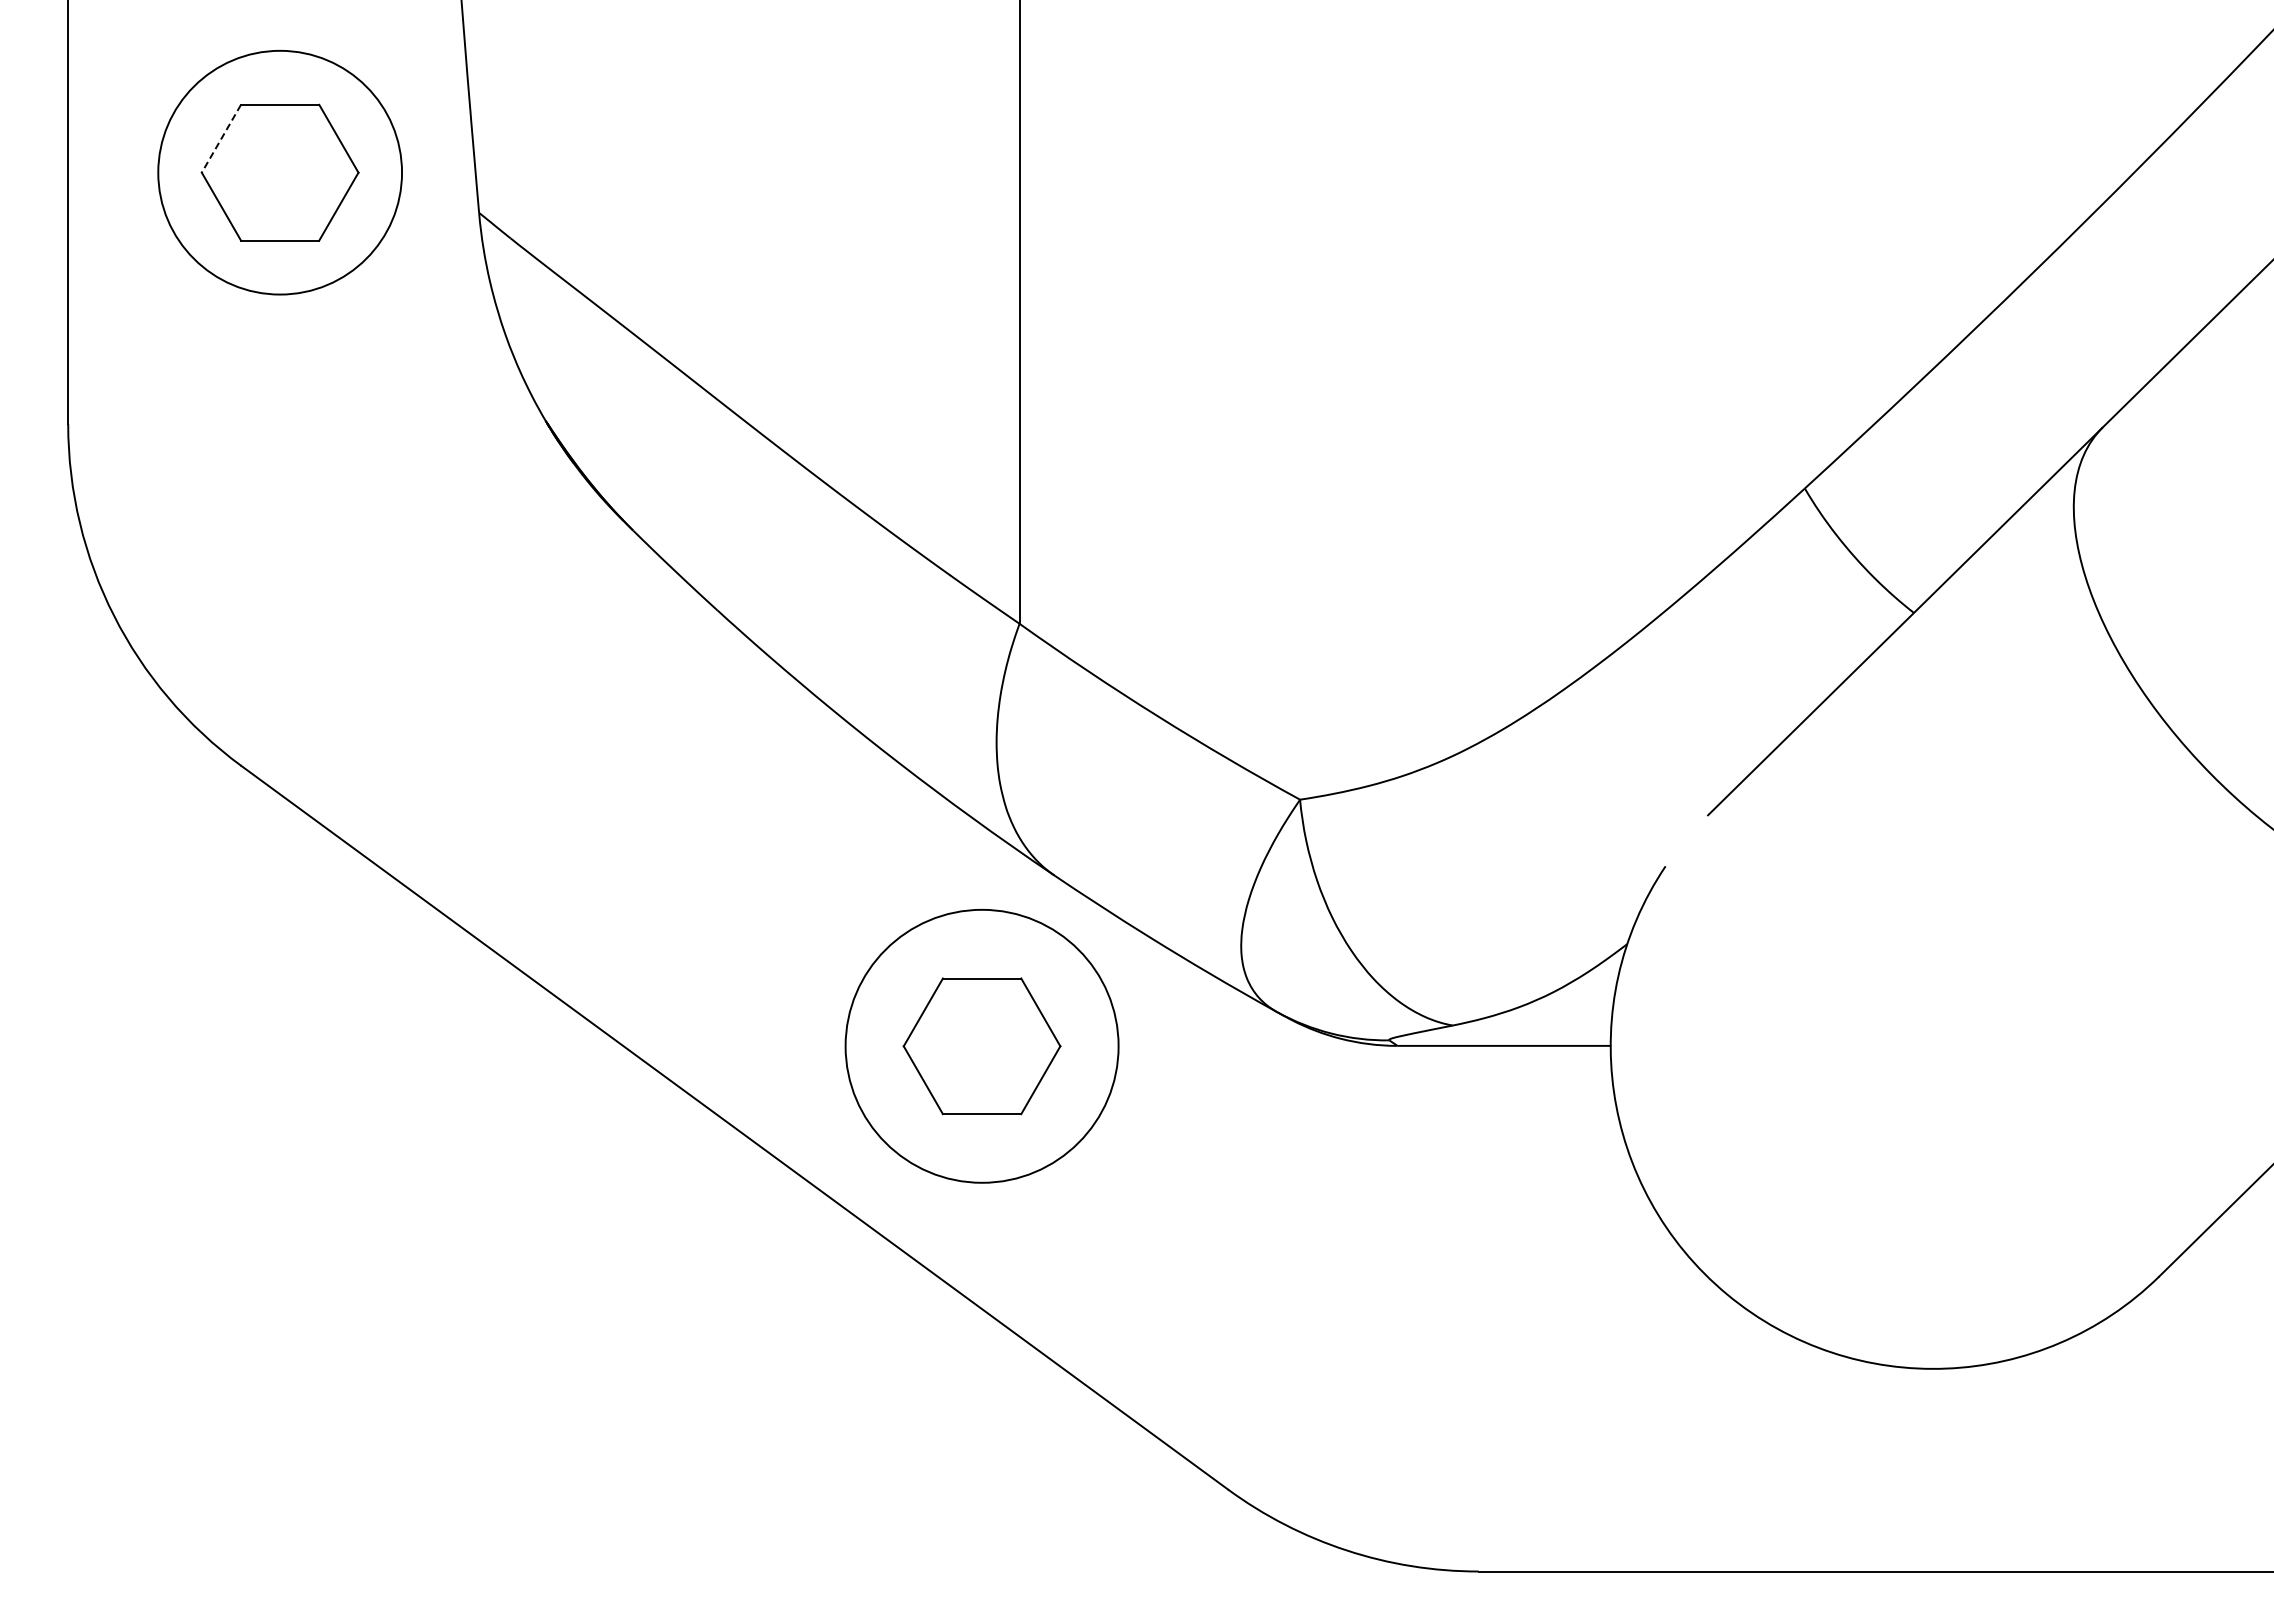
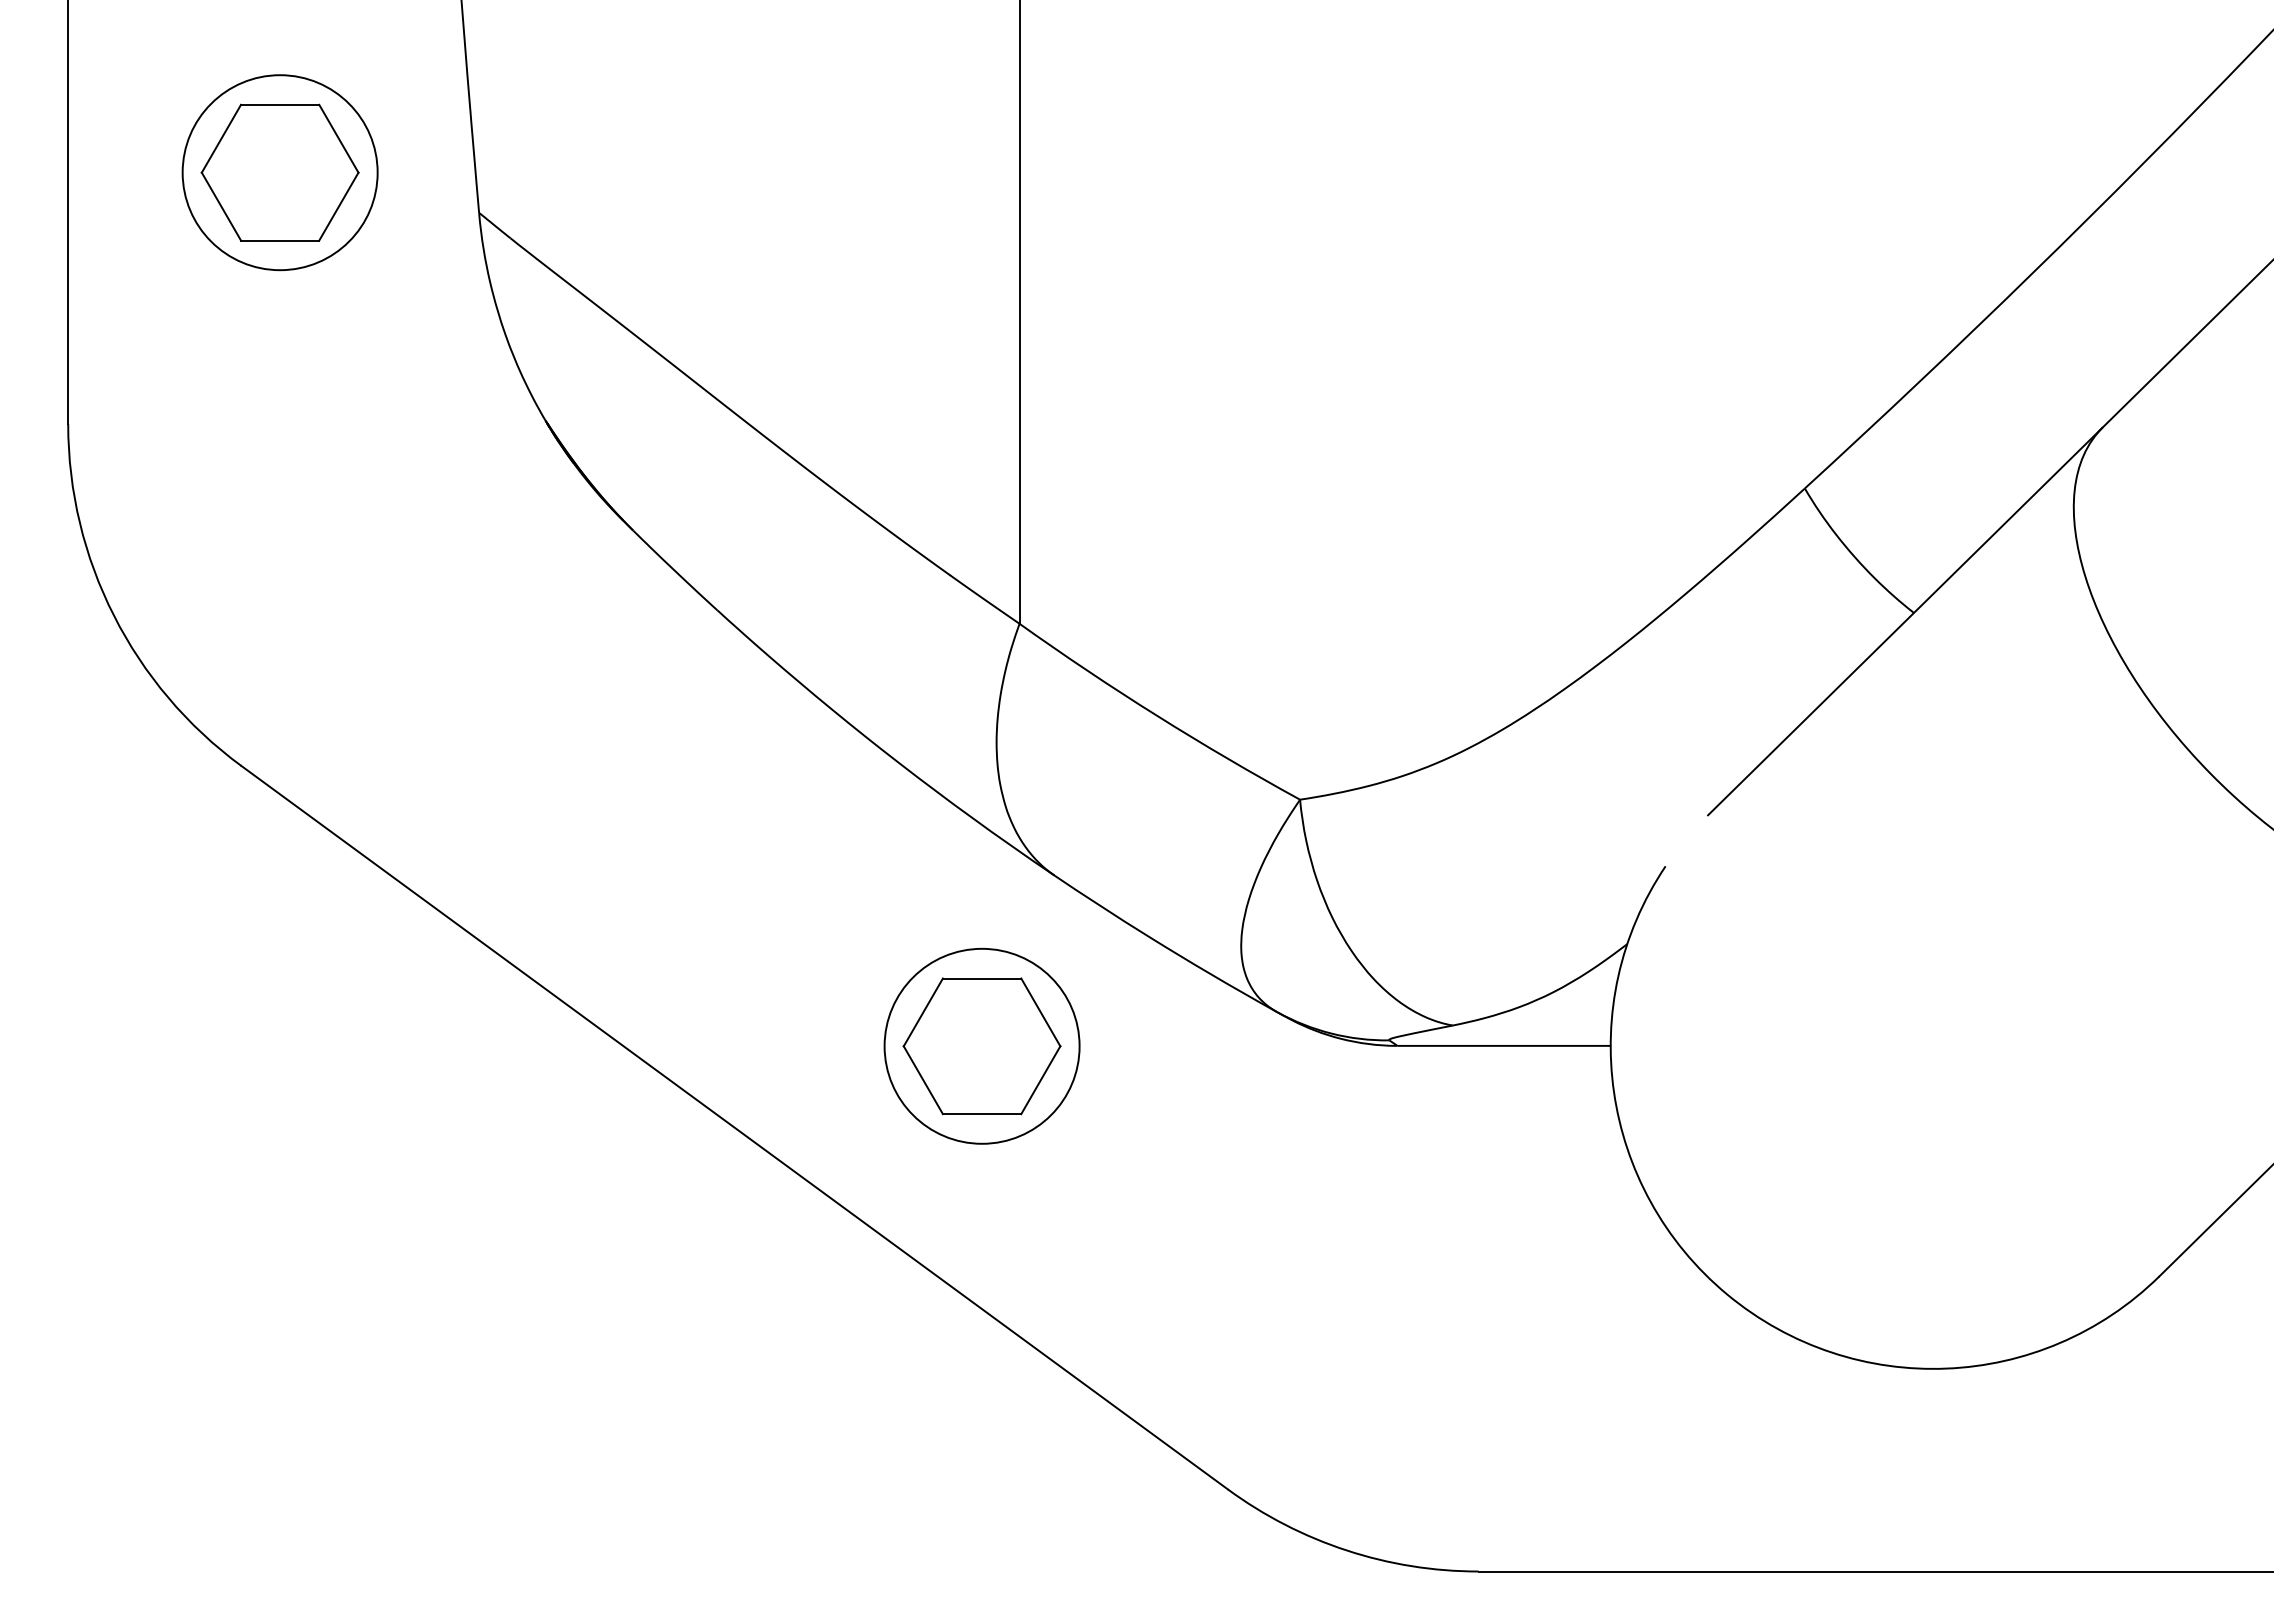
line: dashed -> solid (221, 139)
circle diameter: 244 px -> 195 px (279, 172)
circle diameter: 273 px -> 195 px (981, 1045)
